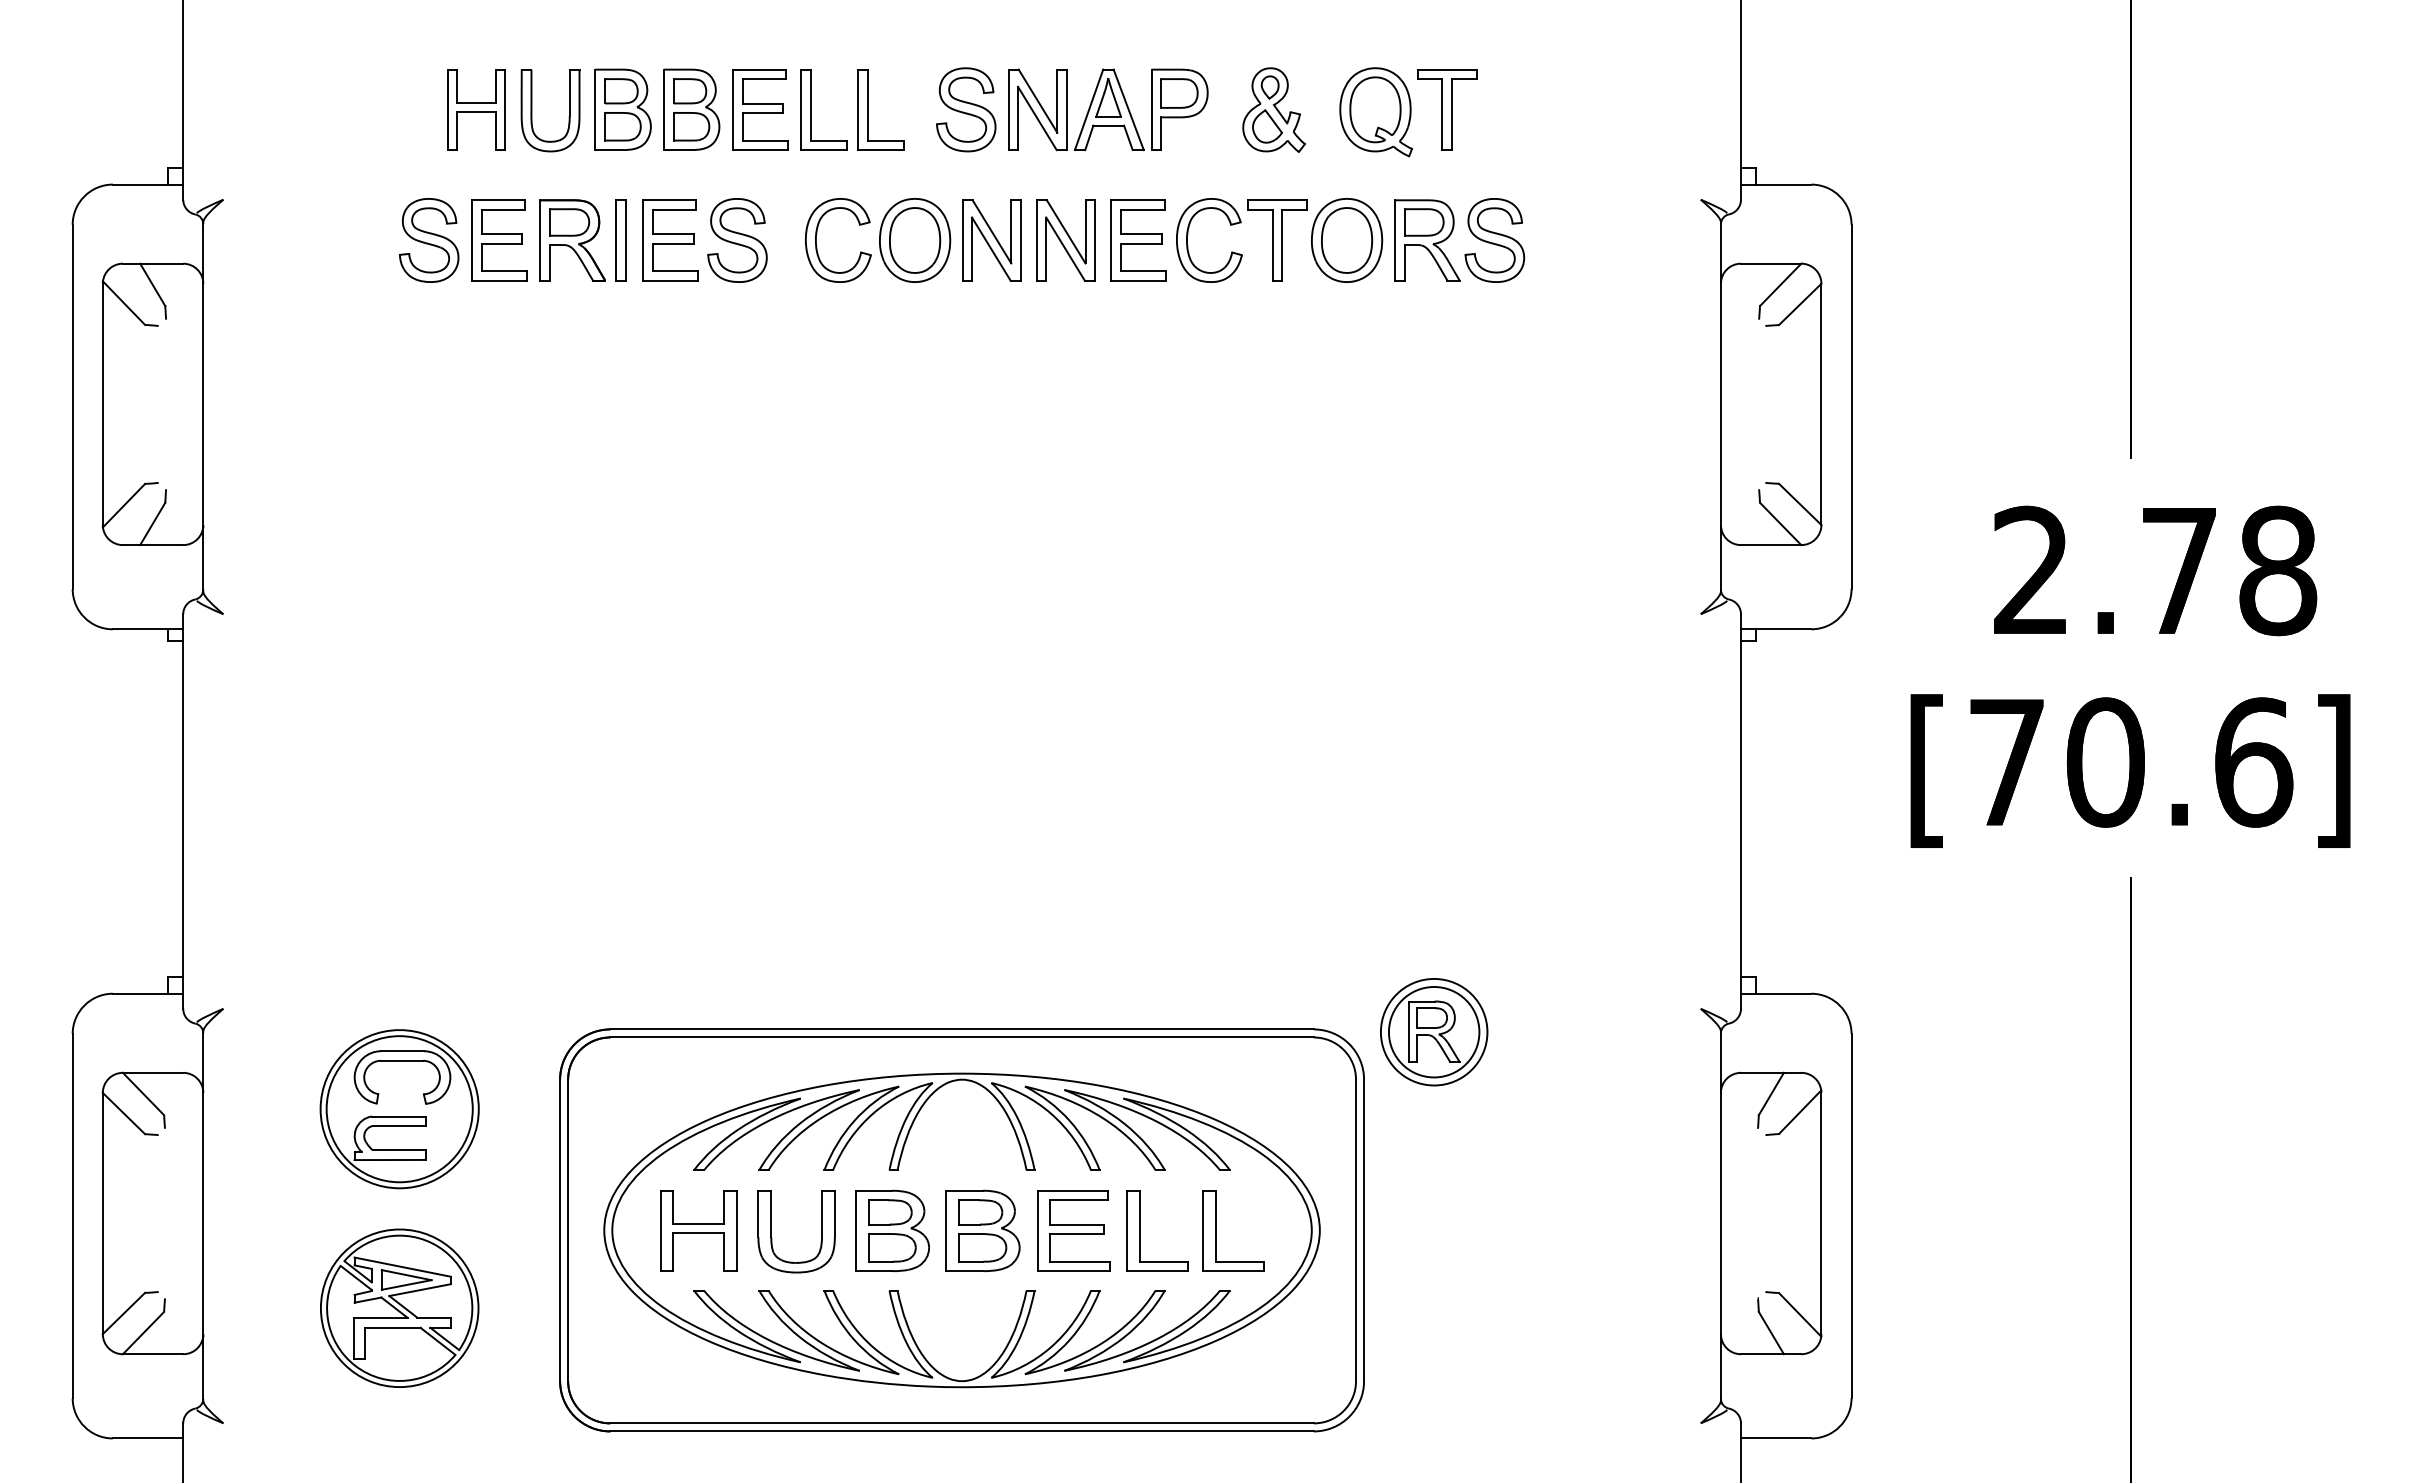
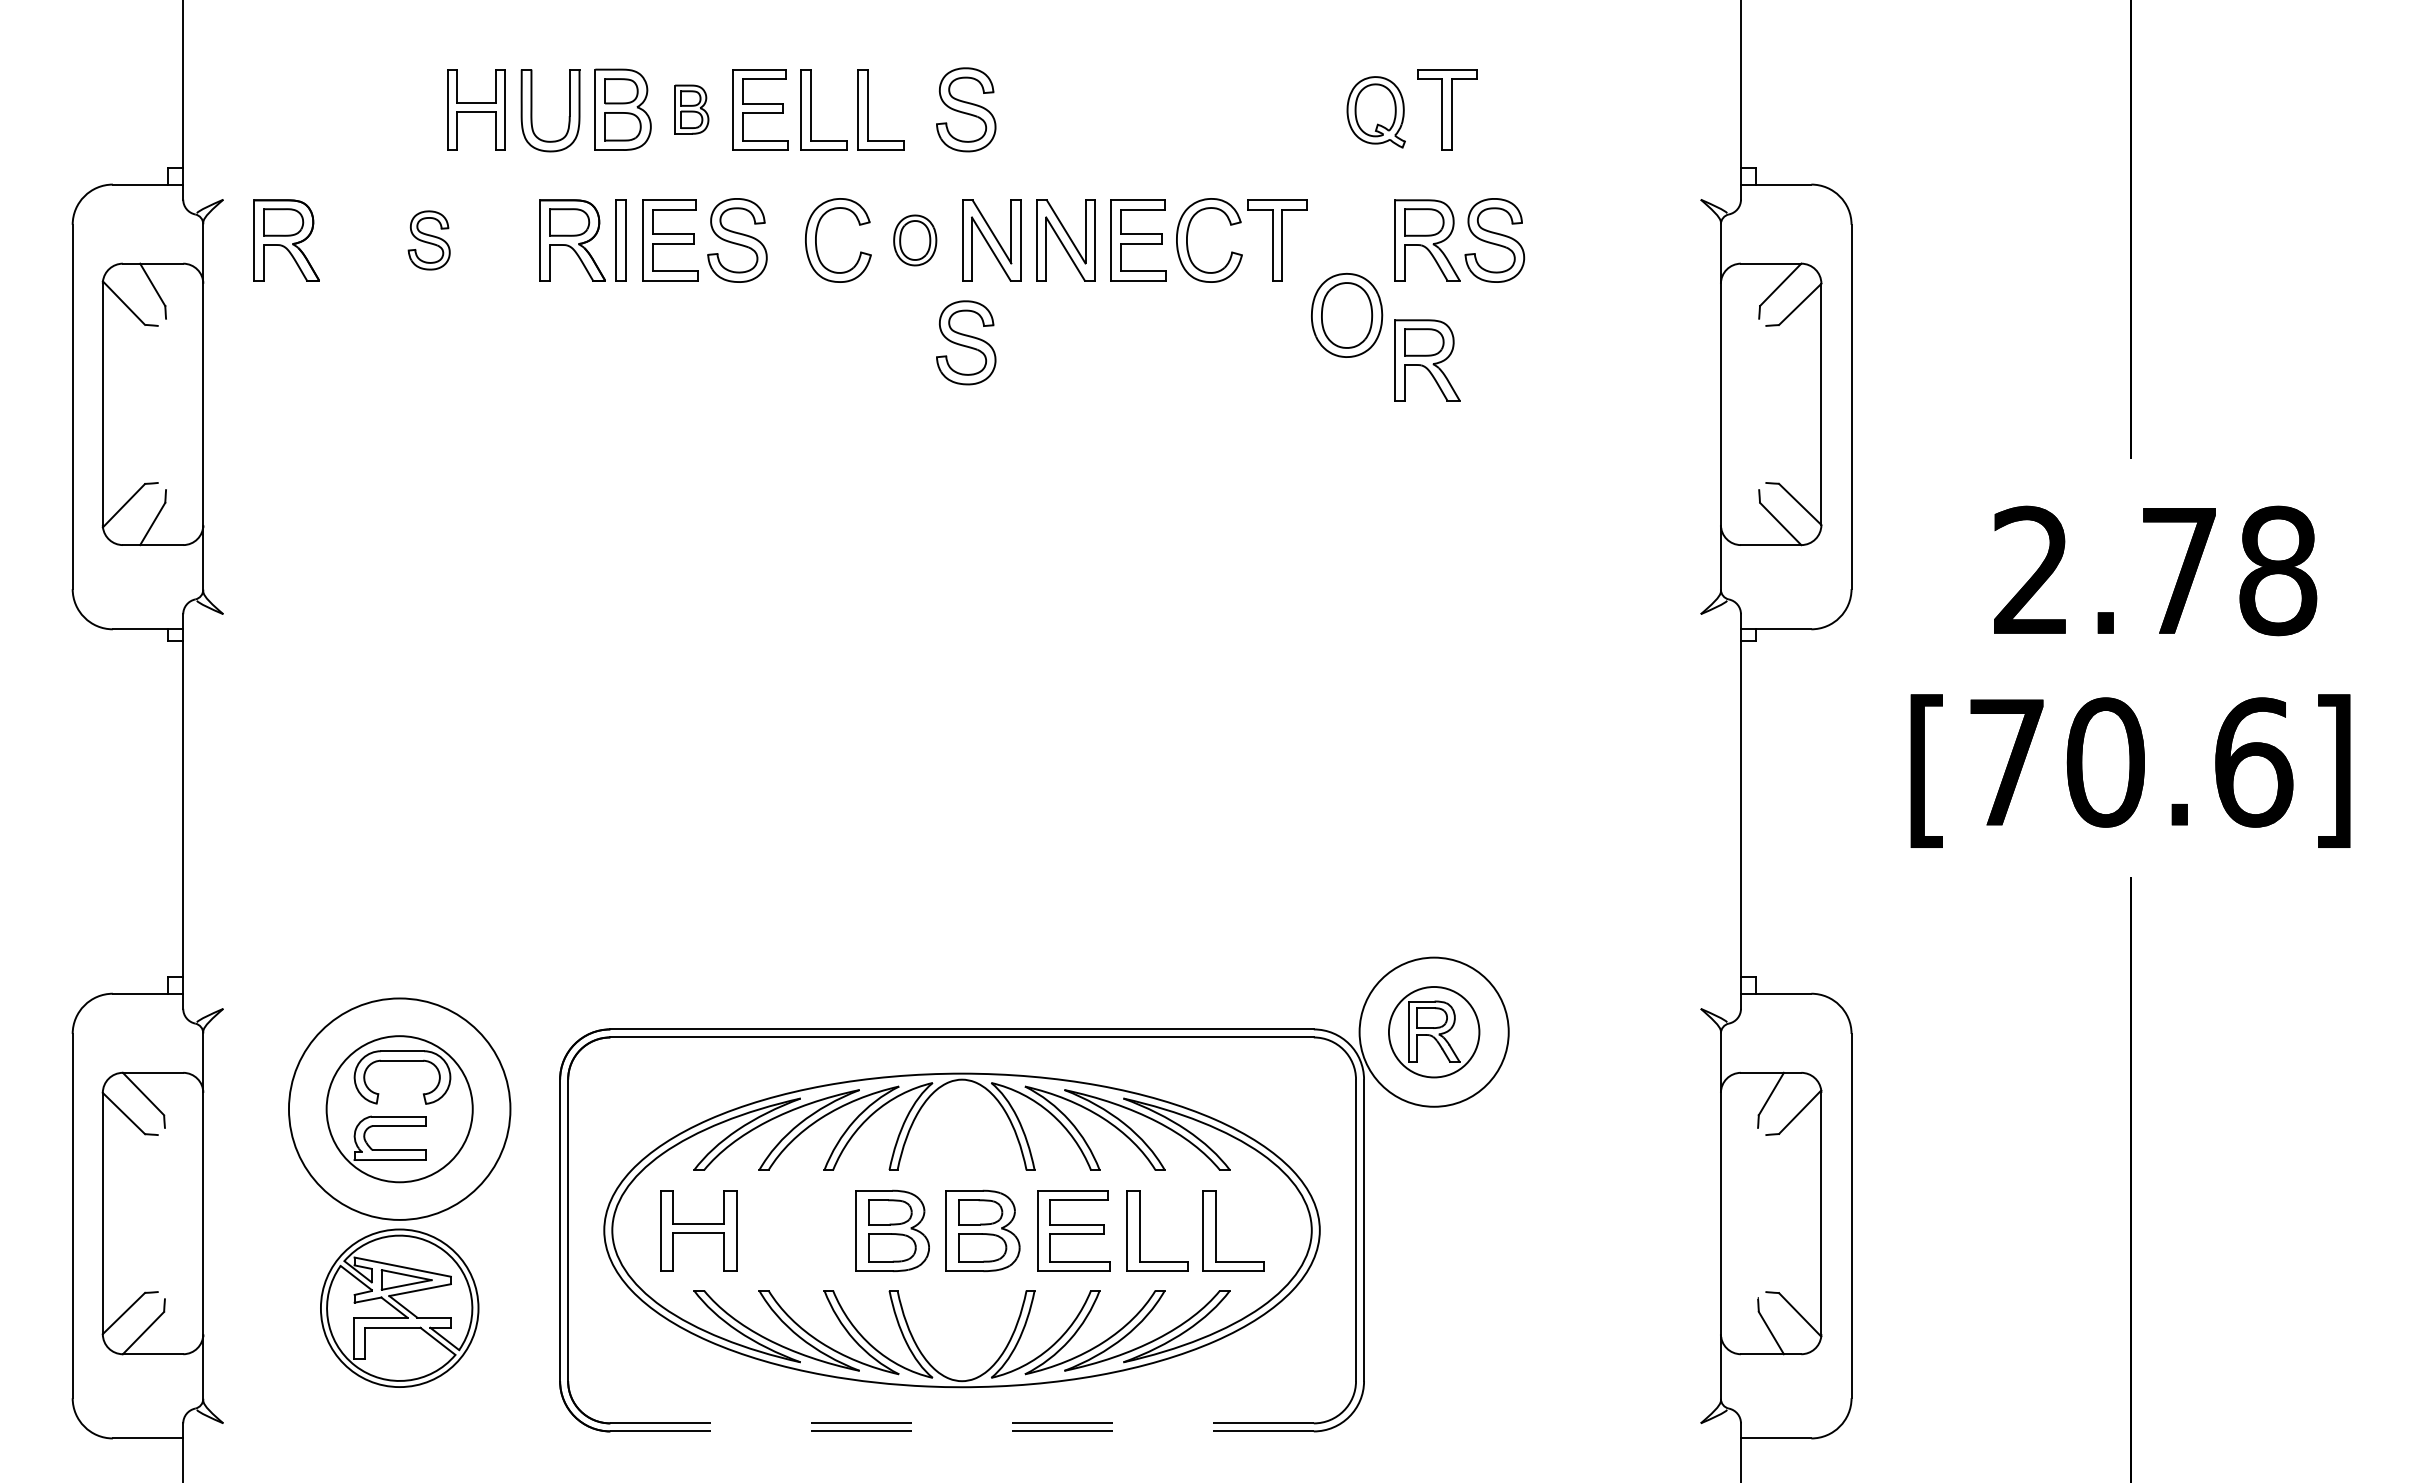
part size: 58x83 px -> 36x51 px (691, 109)
part: present -> none (1108, 109)
part: present -> none (1273, 109)
part size: 75x91 px -> 60x73 px (1375, 112)
part: none -> present (286, 240)
part size: 61x85 px -> 44x61 px (428, 240)
part: present -> none (499, 240)
part size: 73x85 px -> 45x53 px (915, 240)
part position: (1347, 240) -> (1347, 315) (1347, 315)
part: none -> present (966, 342)
part: none -> present (1427, 360)
circle diameter: 107 px -> 149 px (1433, 1031)
circle diameter: 158 px -> 221 px (399, 1108)
part: present -> none (772, 1237)
line: solid -> dashed (962, 1423)
line: solid -> dashed (962, 1431)
